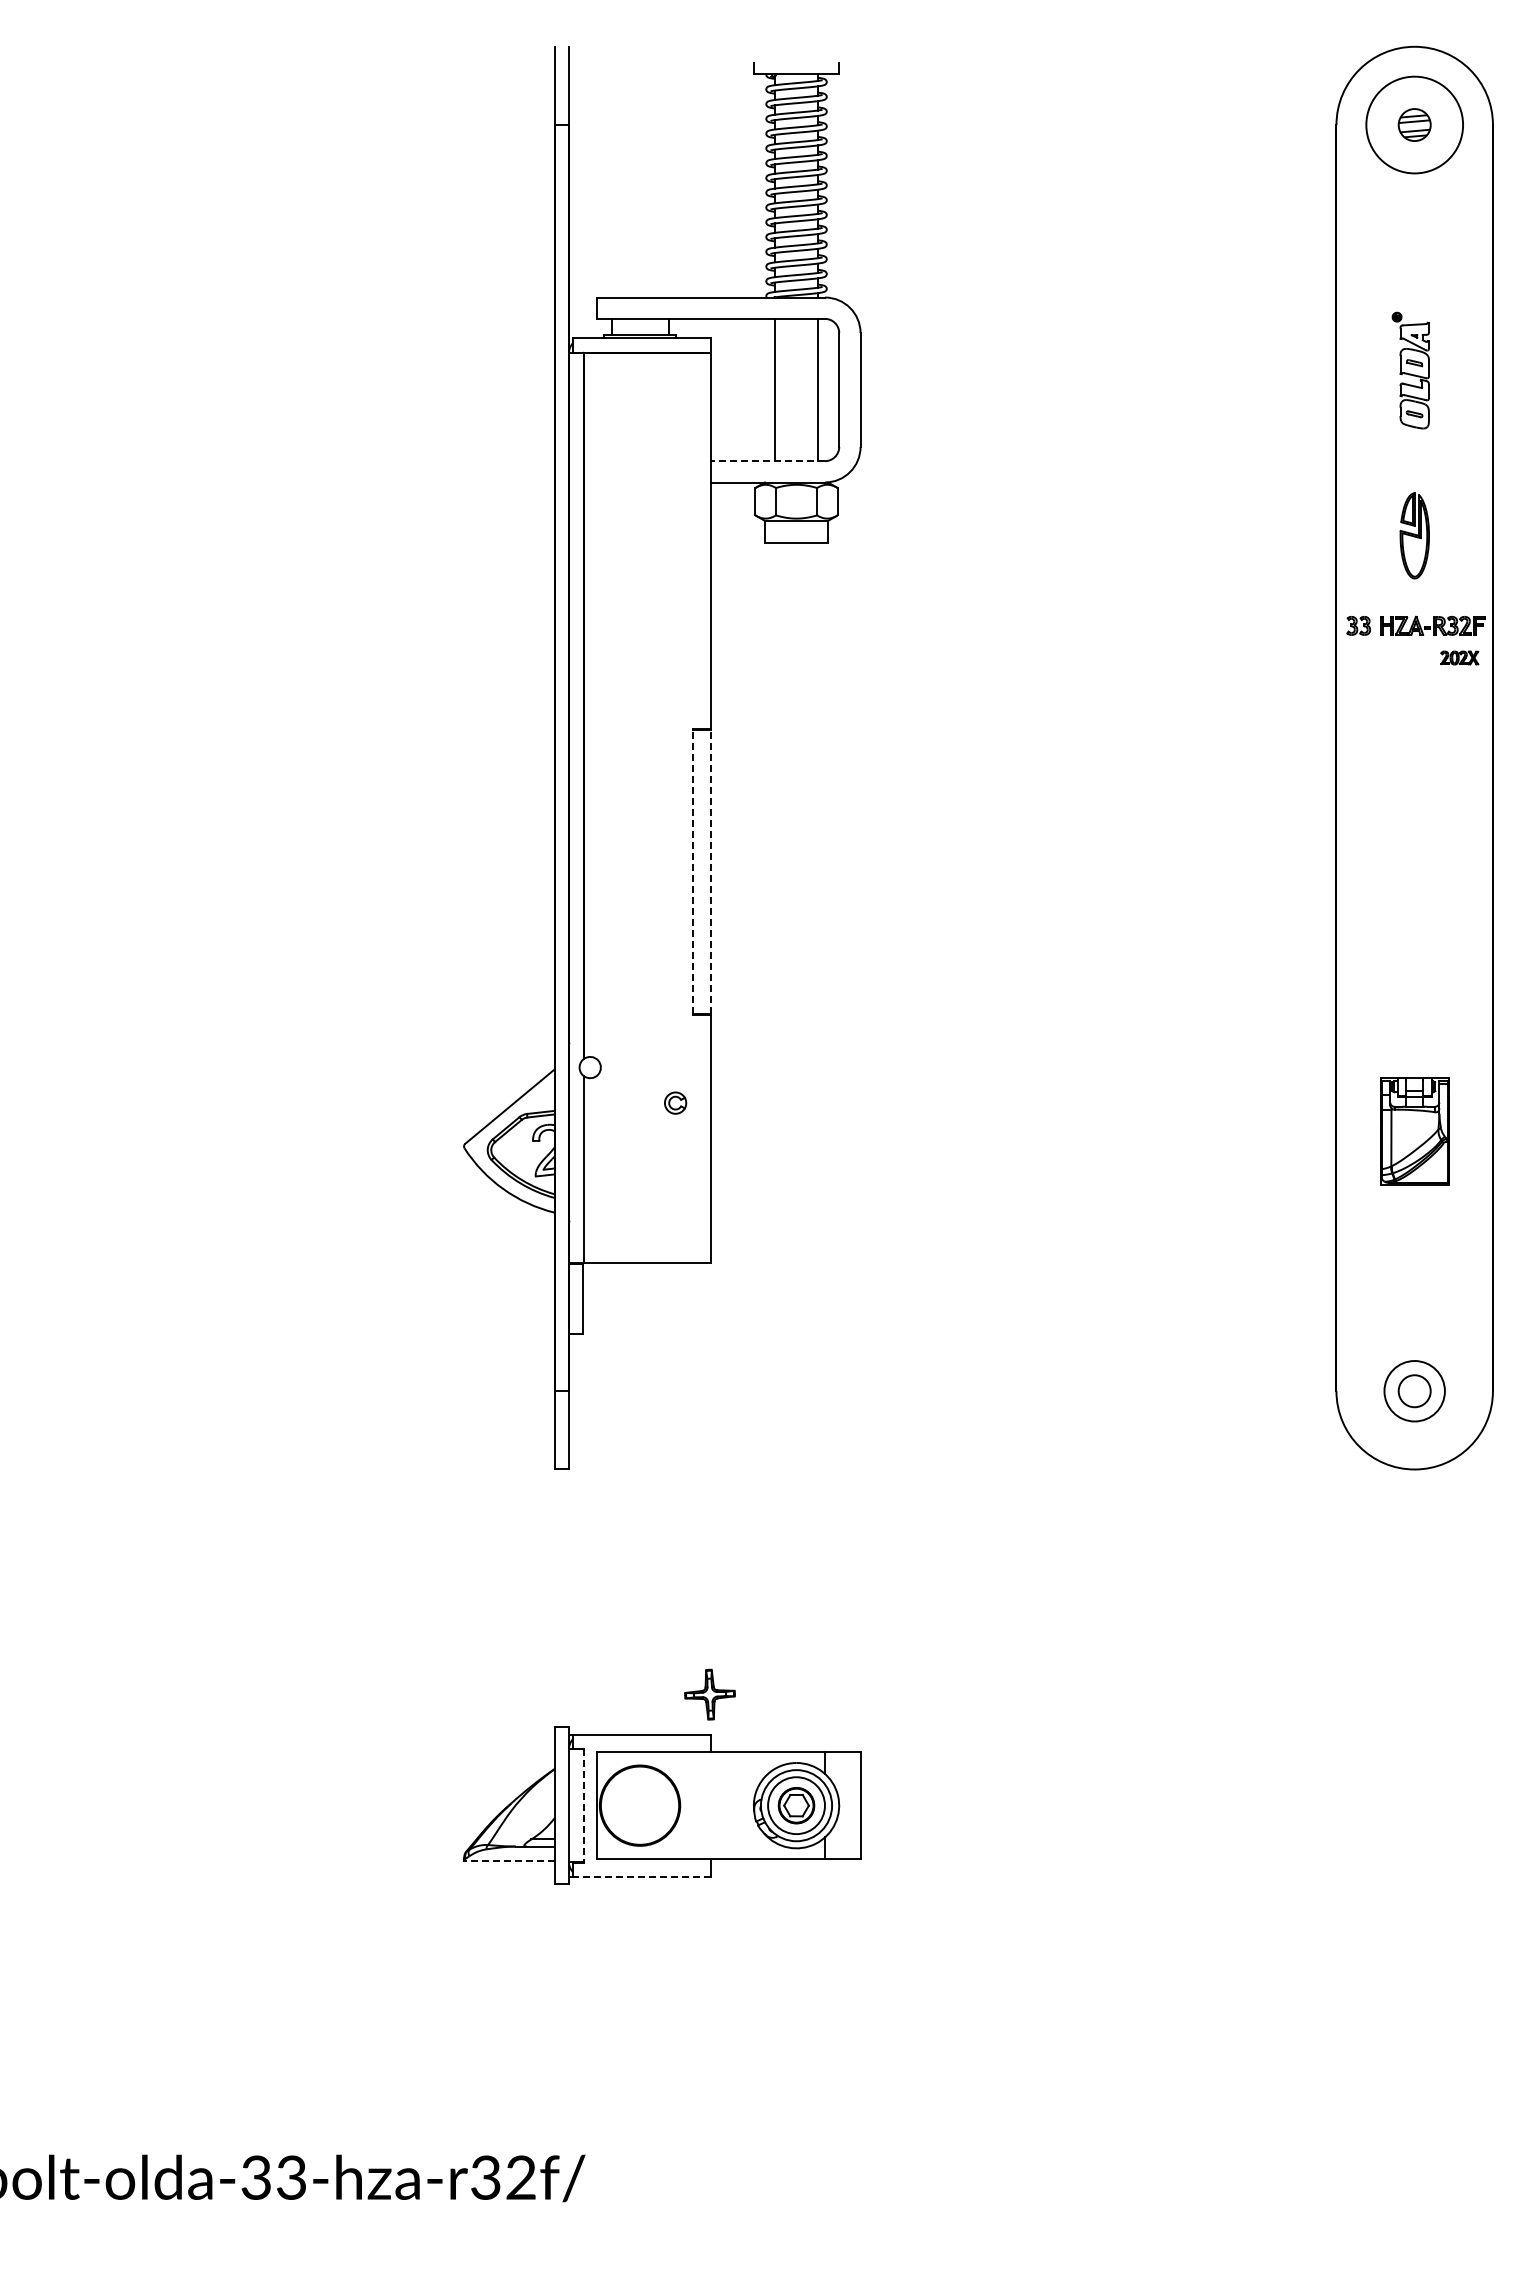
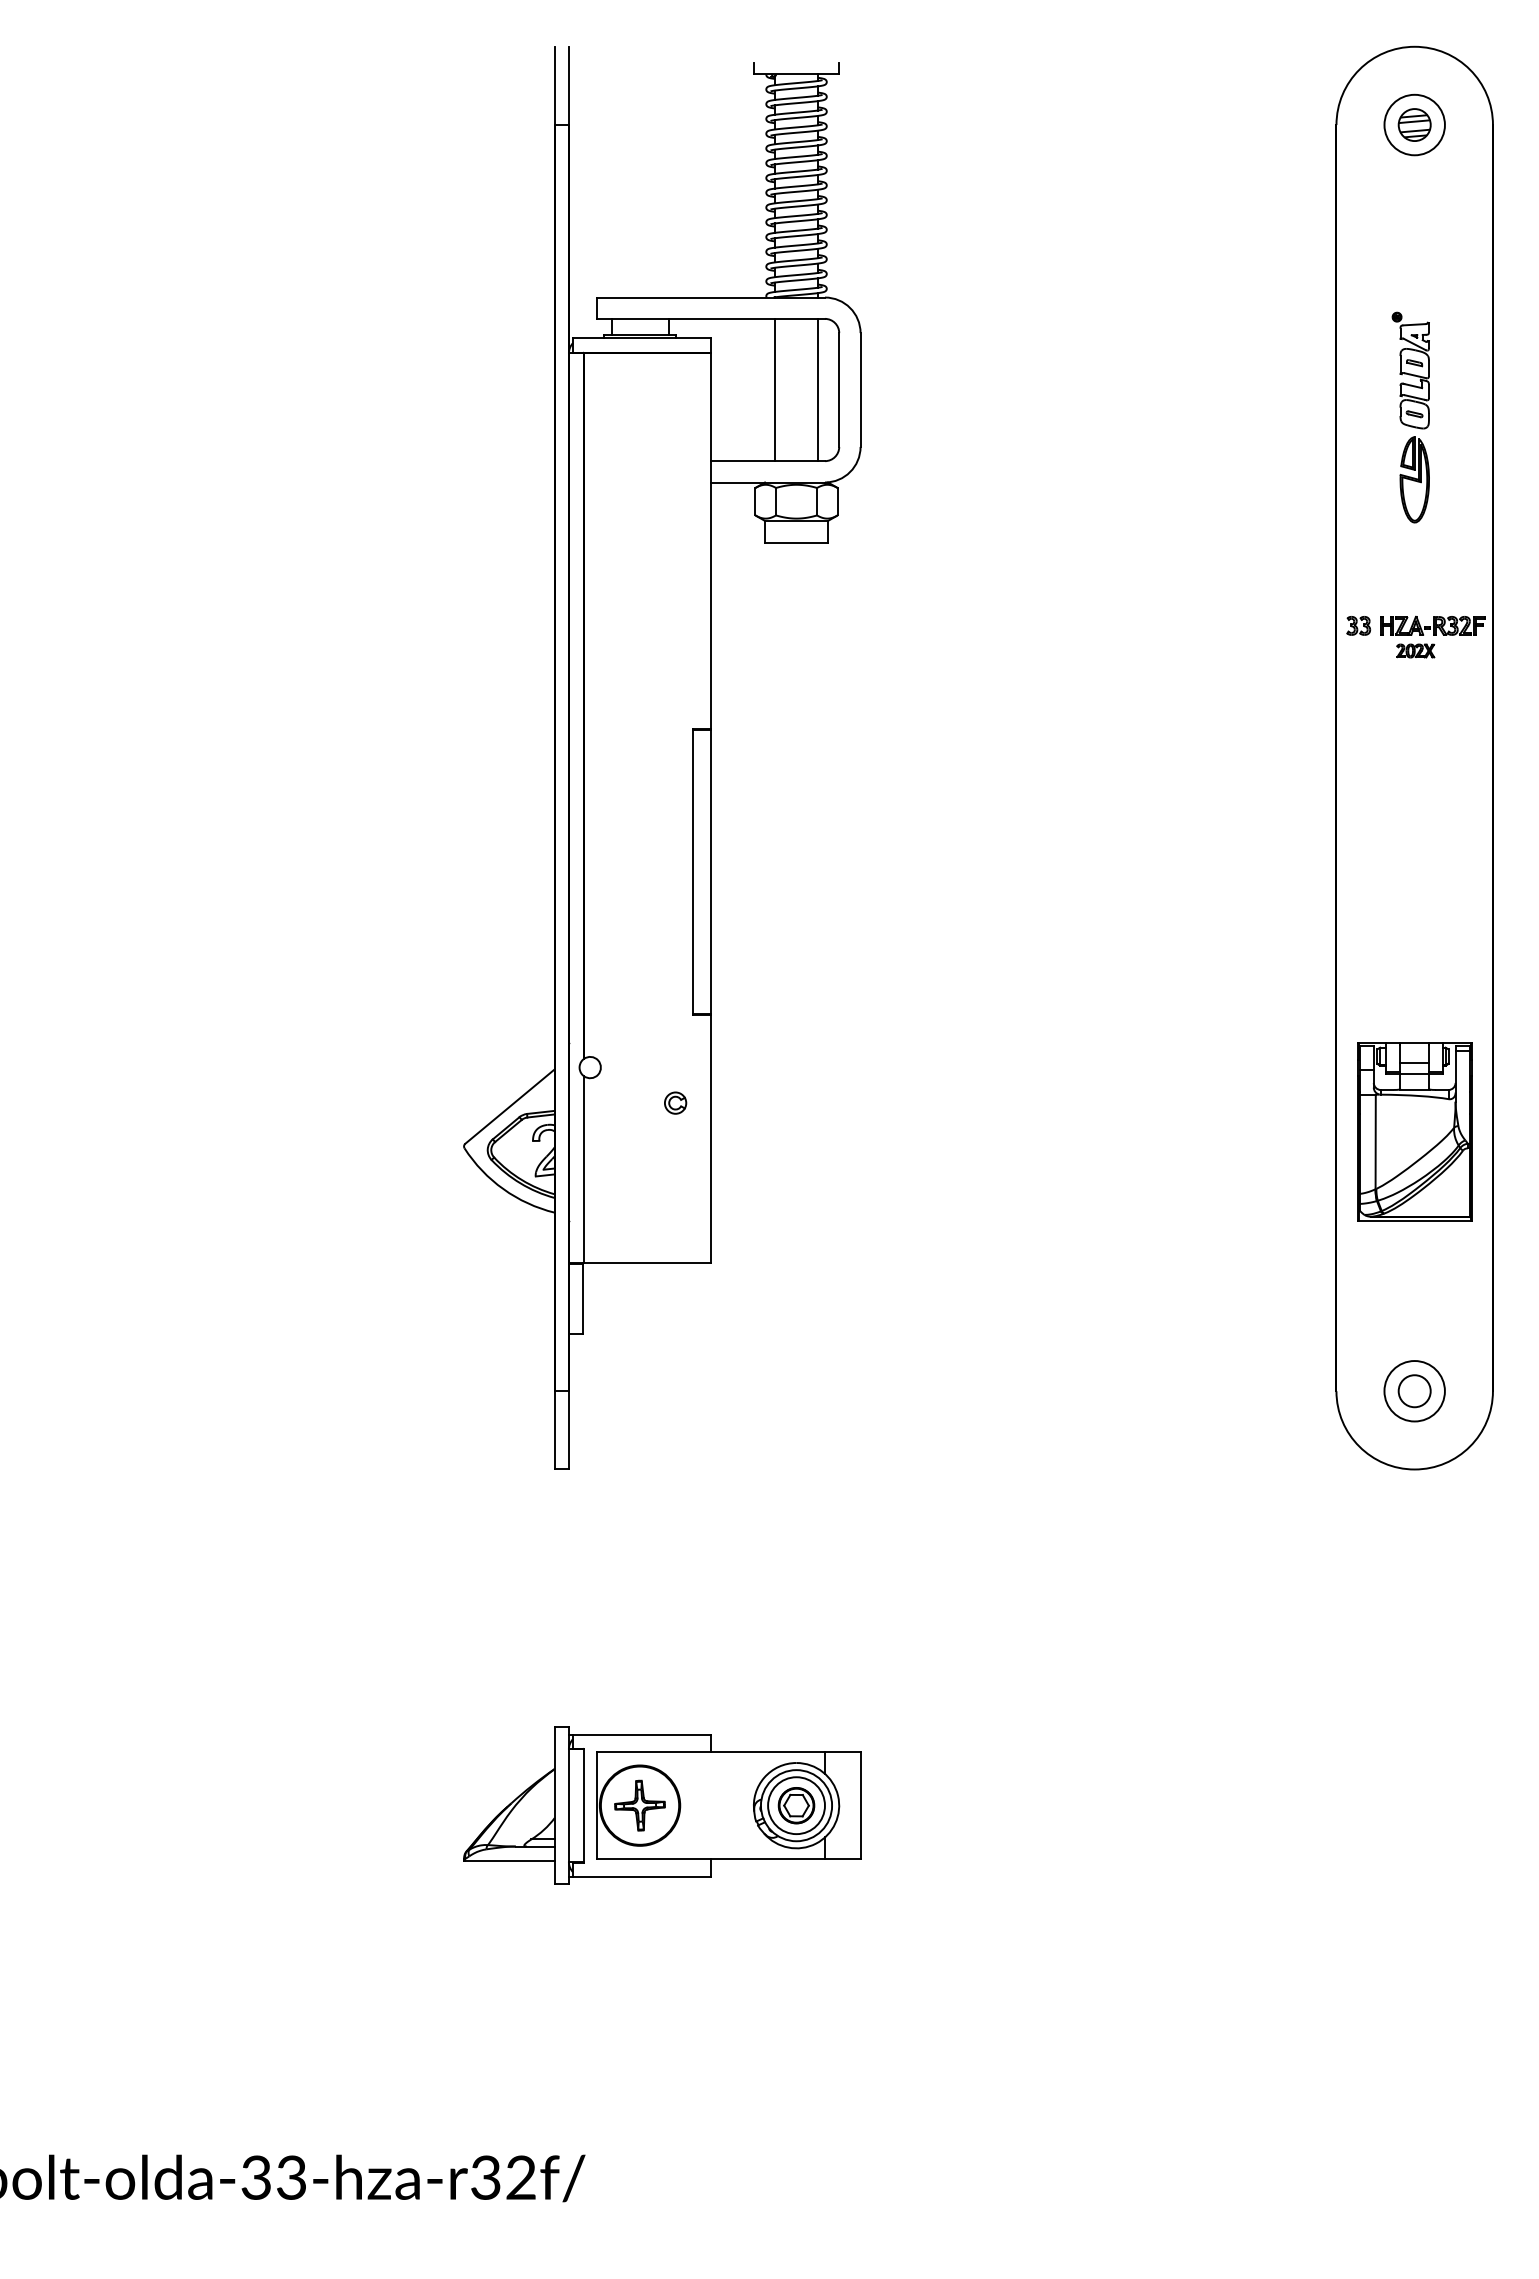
circle diameter: 97 px -> 60 px (1414, 124)
line: dashed -> solid (768, 461)
part position: (1414, 535) -> (1414, 479) (1414, 479)
part position: (1459, 657) -> (1415, 650) (1415, 650)
line: dashed -> solid (693, 871)
line: dashed -> solid (711, 871)
part size: 70x109 px -> 116x180 px (1414, 1131)
part position: (709, 1694) -> (639, 1805) (639, 1805)
line: dashed -> solid (583, 1806)
line: dashed -> solid (510, 1860)
line: dashed -> solid (641, 1876)
